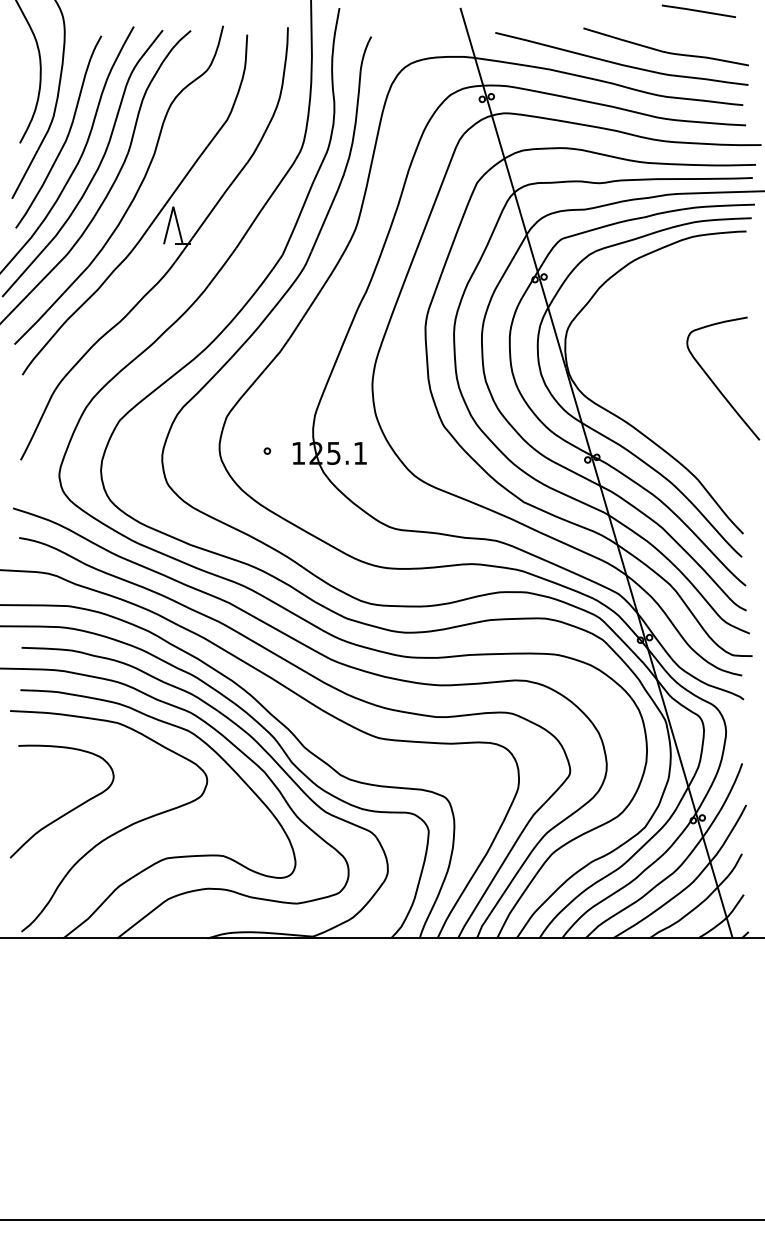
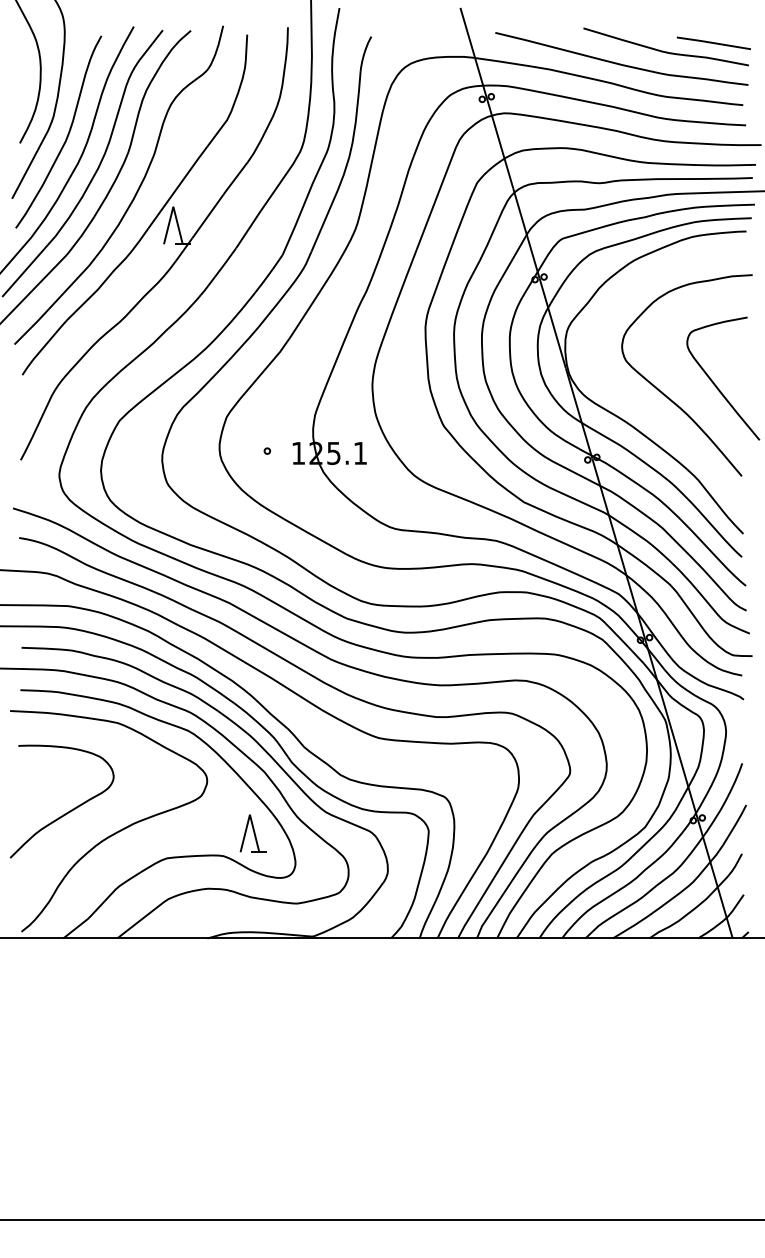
line position: (698, 11) -> (713, 43) (713, 43)
curve: none -> present (669, 397)
part: none -> present (252, 833)
